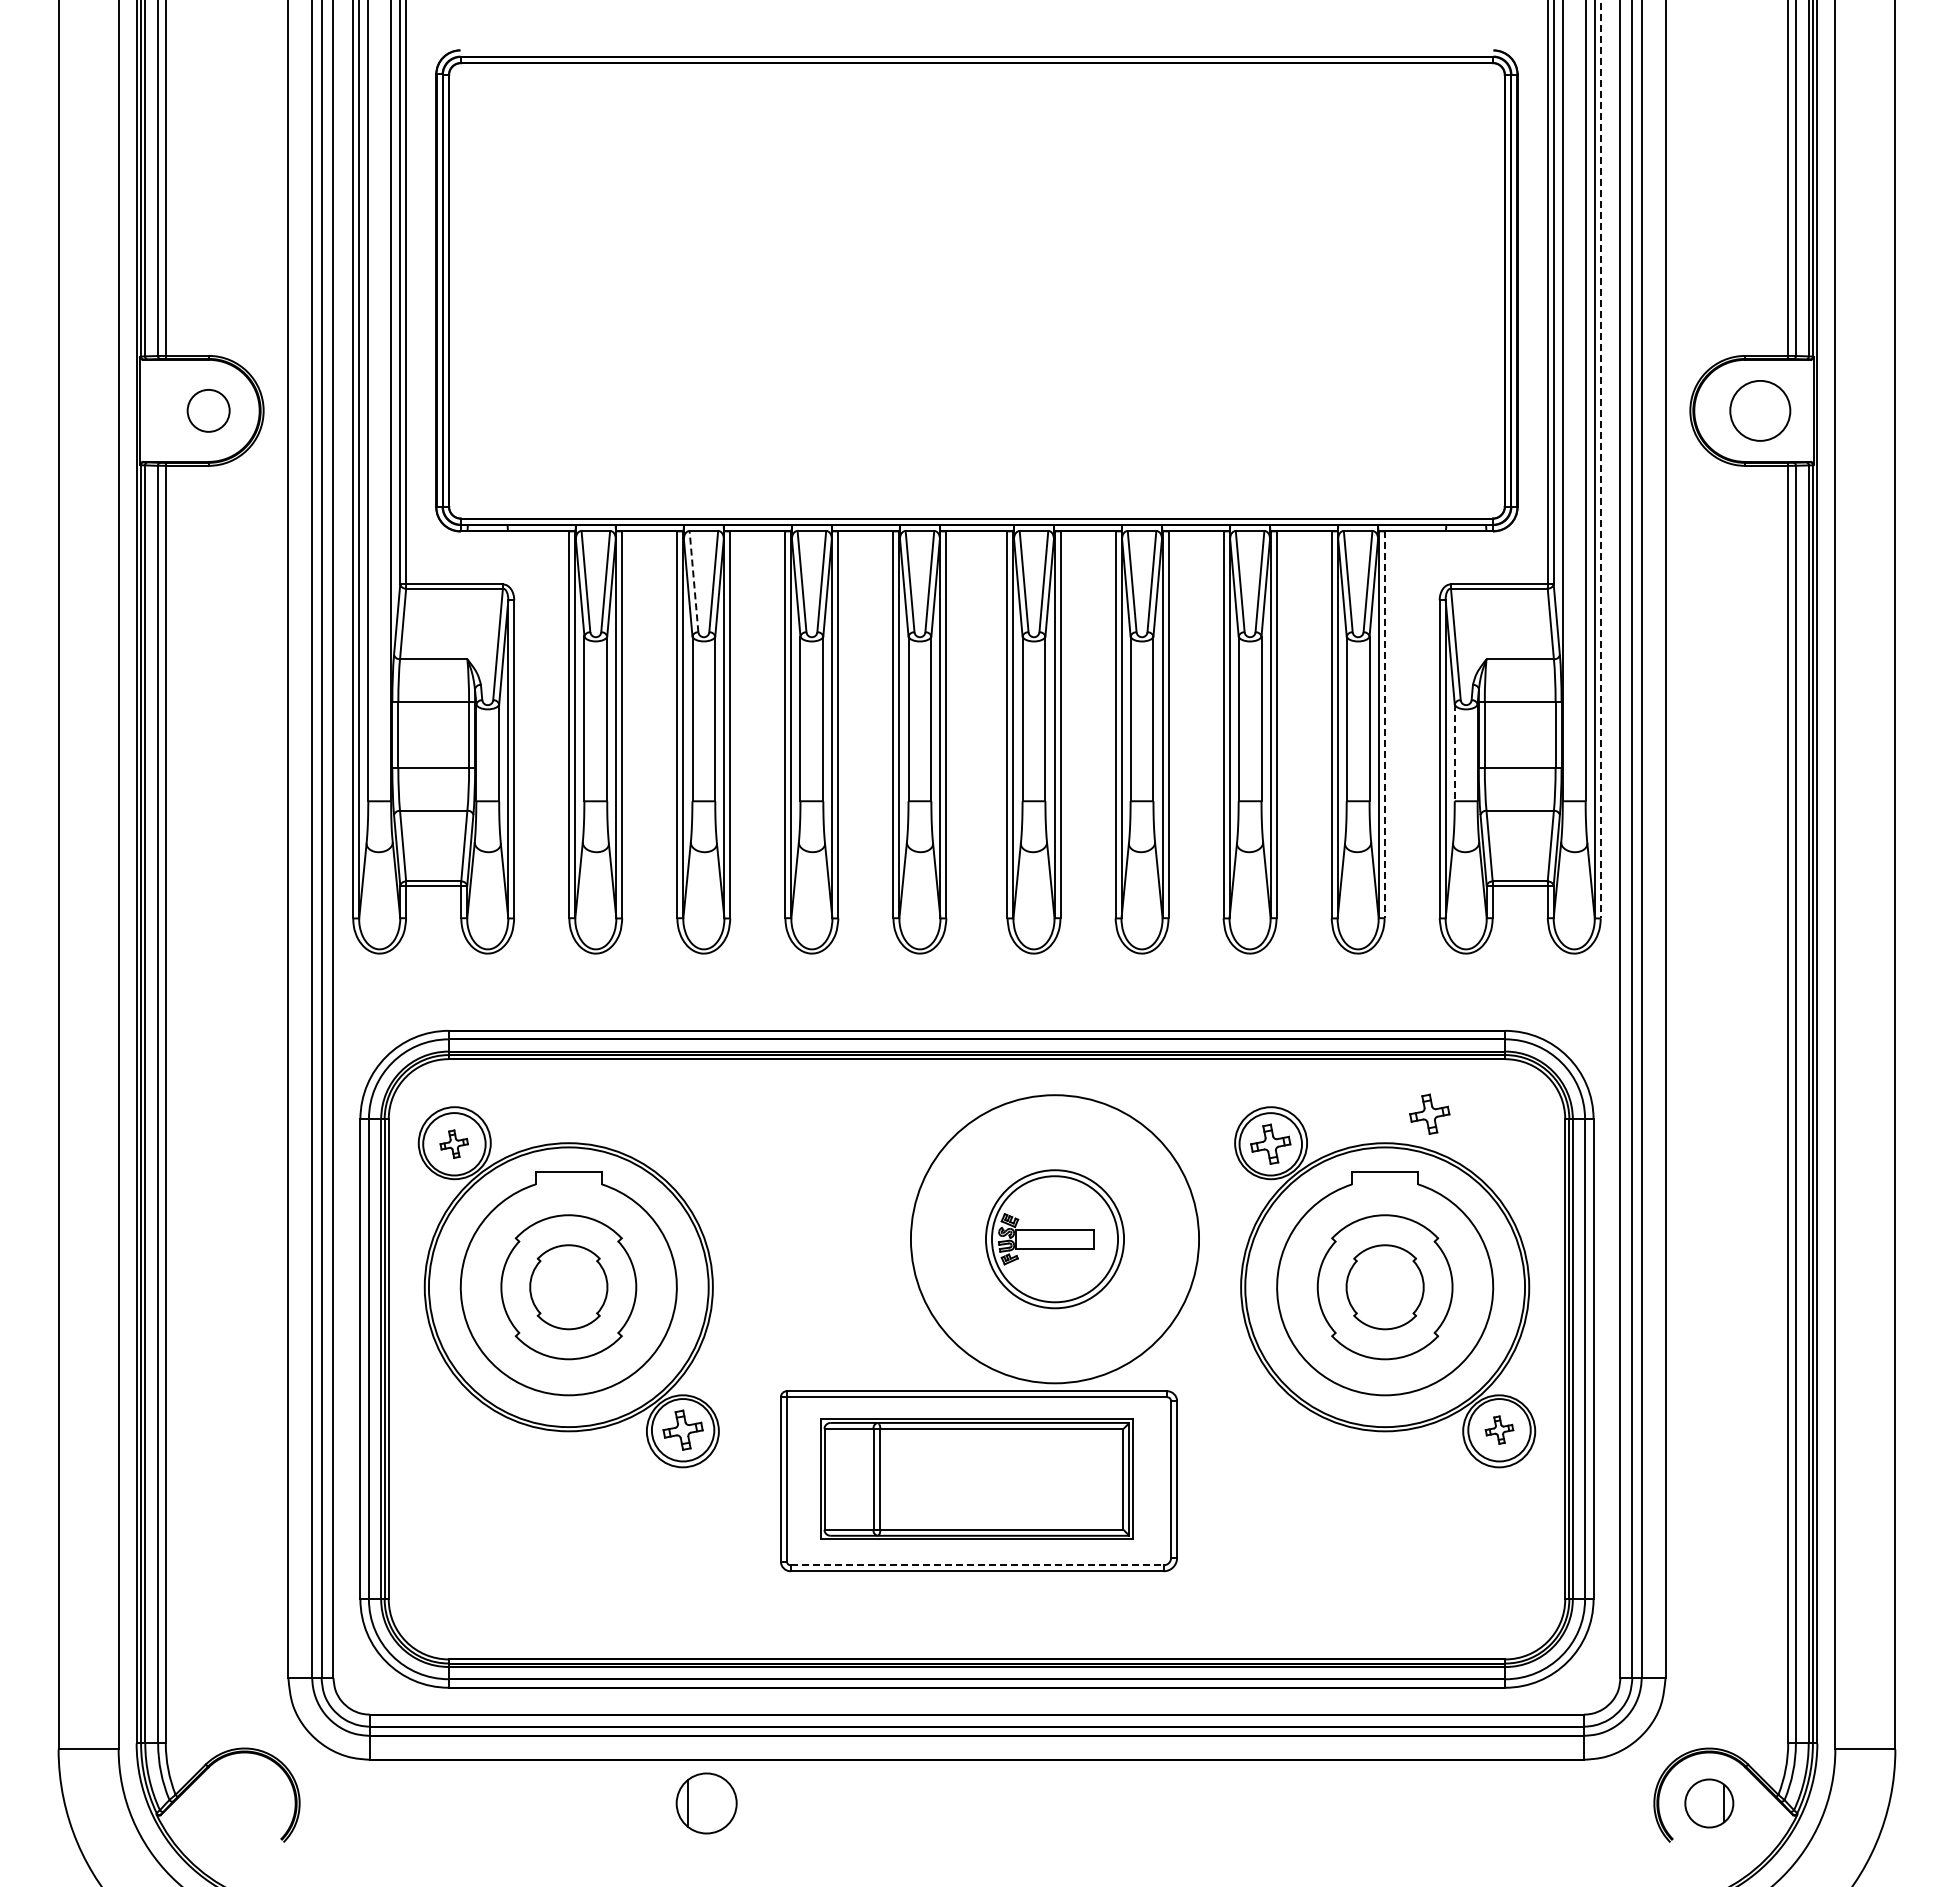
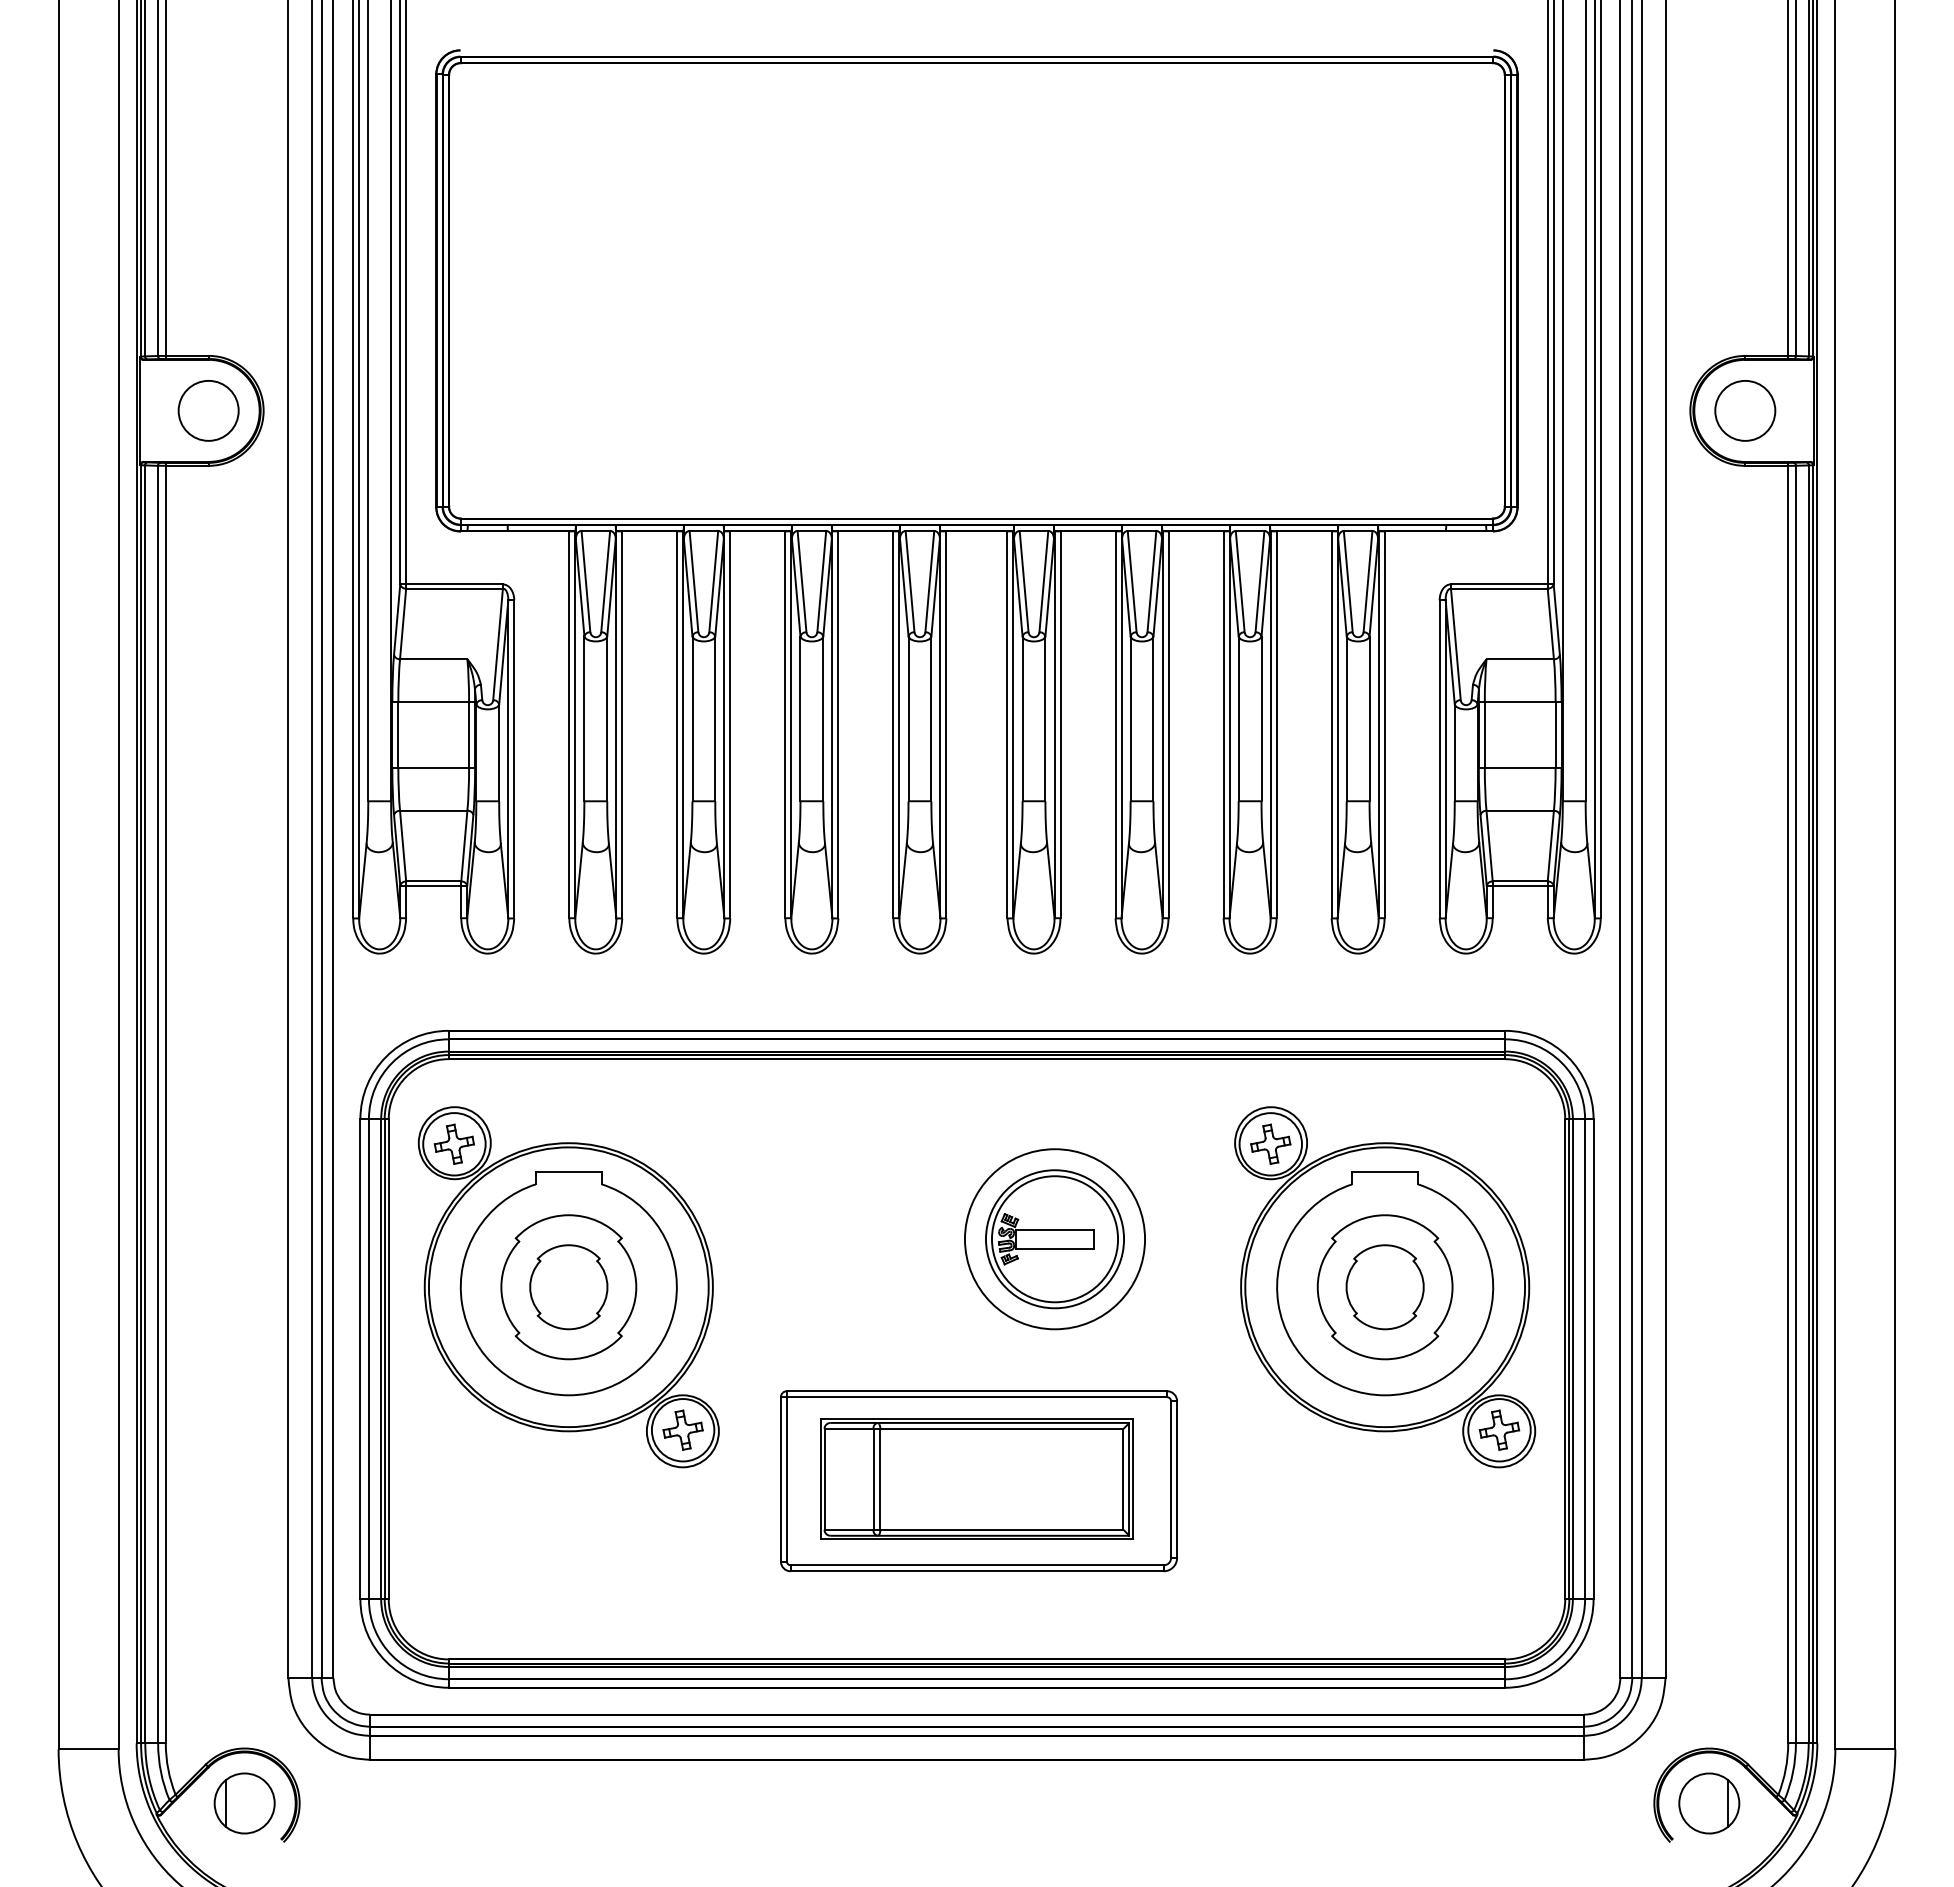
circle diameter: 42 px -> 60 px (208, 410)
circle position: (1760, 410) -> (1745, 410) (1745, 410)
line: dashed -> solid (1600, 459)
line: dashed -> solid (693, 581)
line: dashed -> solid (1384, 725)
line: dashed -> solid (1454, 753)
part: present -> none (1429, 1113)
part size: 30x30 px -> 42x42 px (453, 1143)
circle diameter: 288 px -> 180 px (1054, 1239)
part size: 31x30 px -> 43x42 px (1499, 1429)
line: dashed -> solid (977, 1565)
part position: (706, 1803) -> (244, 1803) (244, 1803)
part size: 51x51 px -> 63x63 px (1709, 1803)
